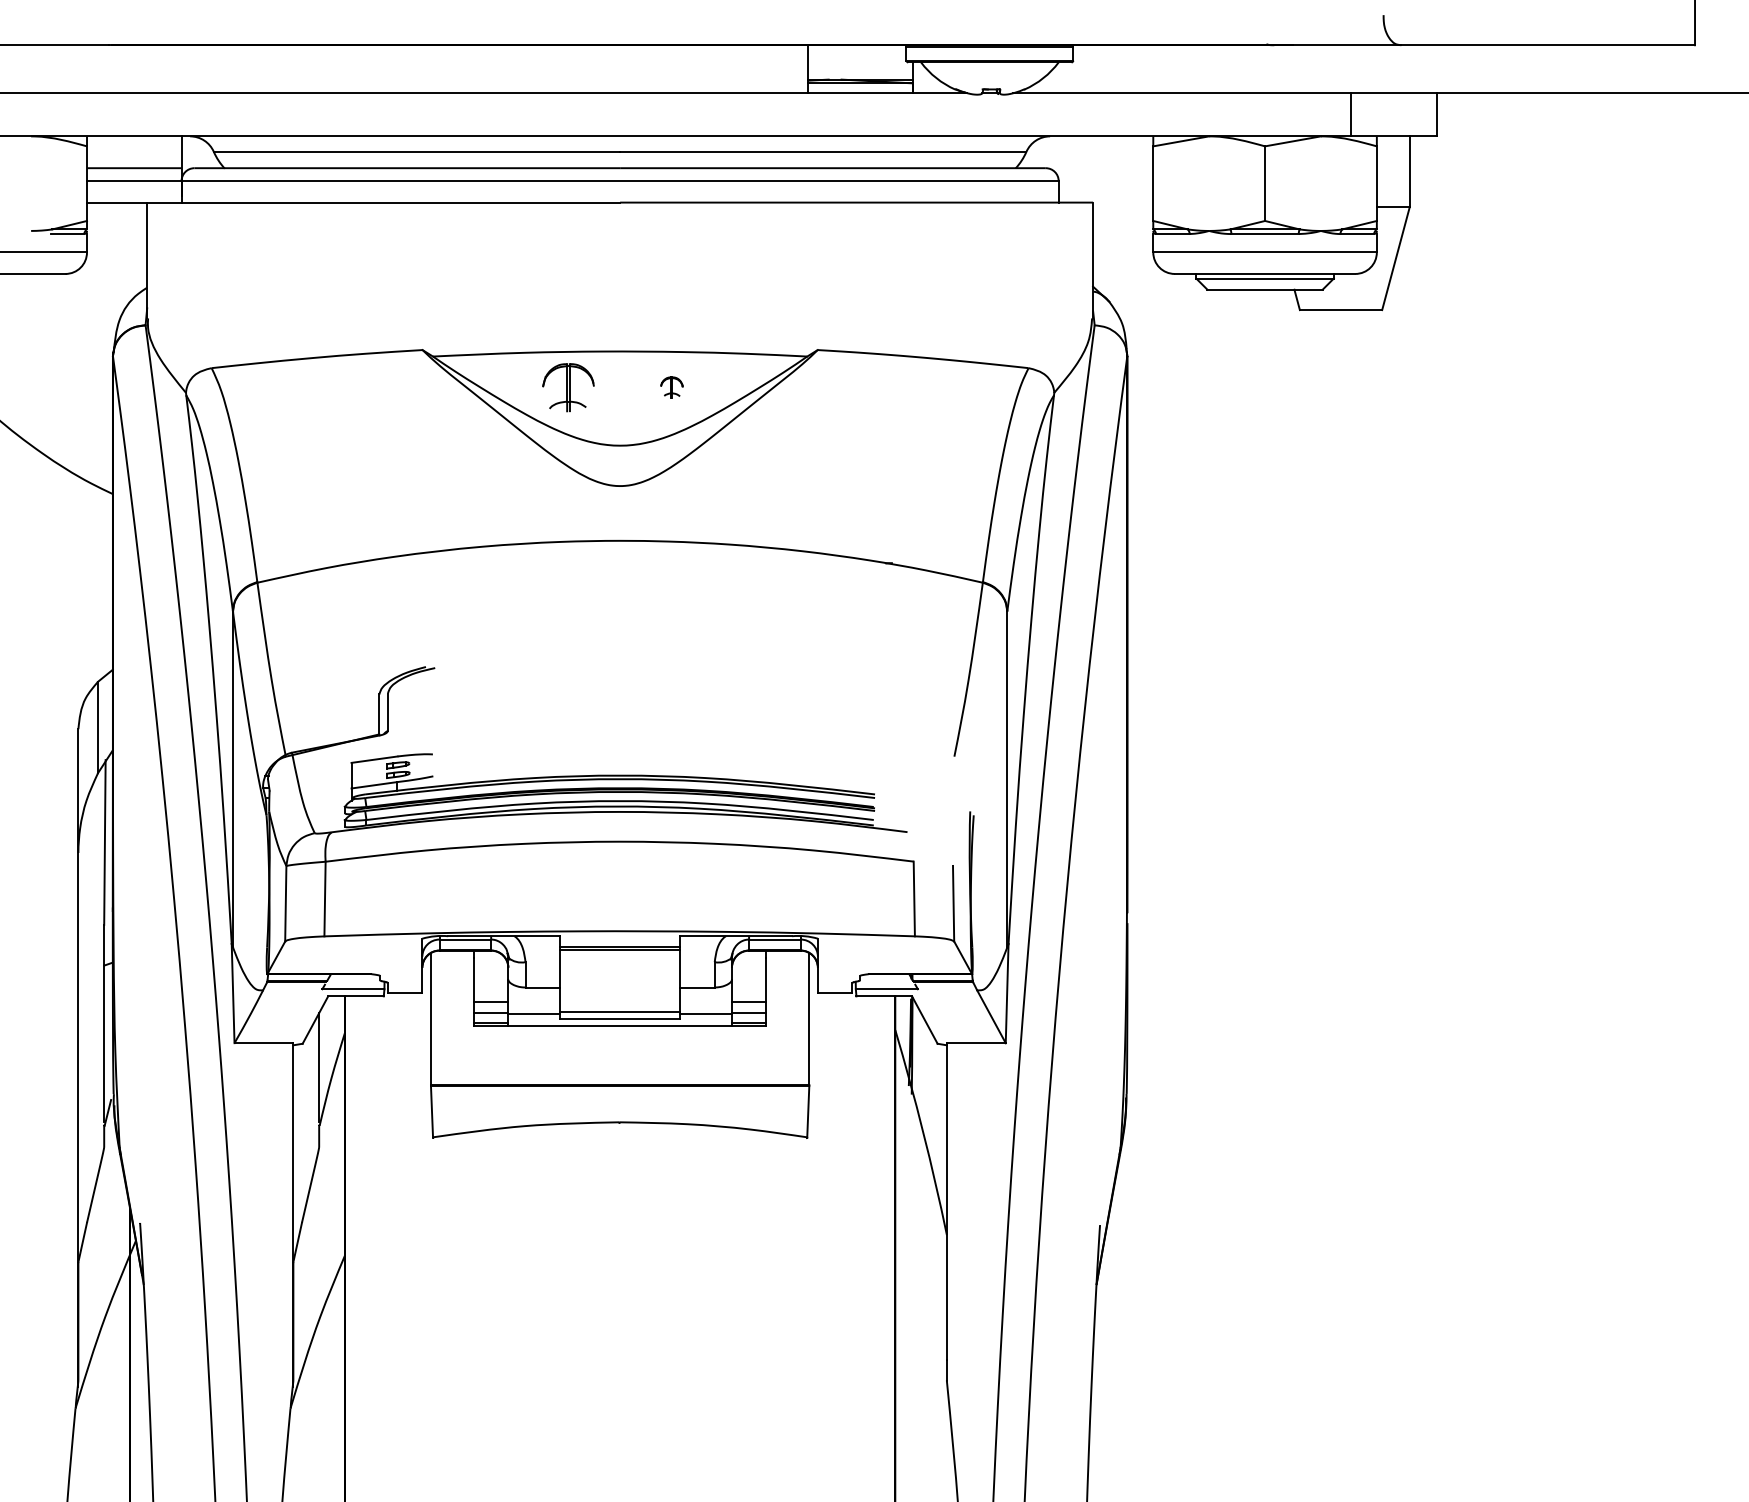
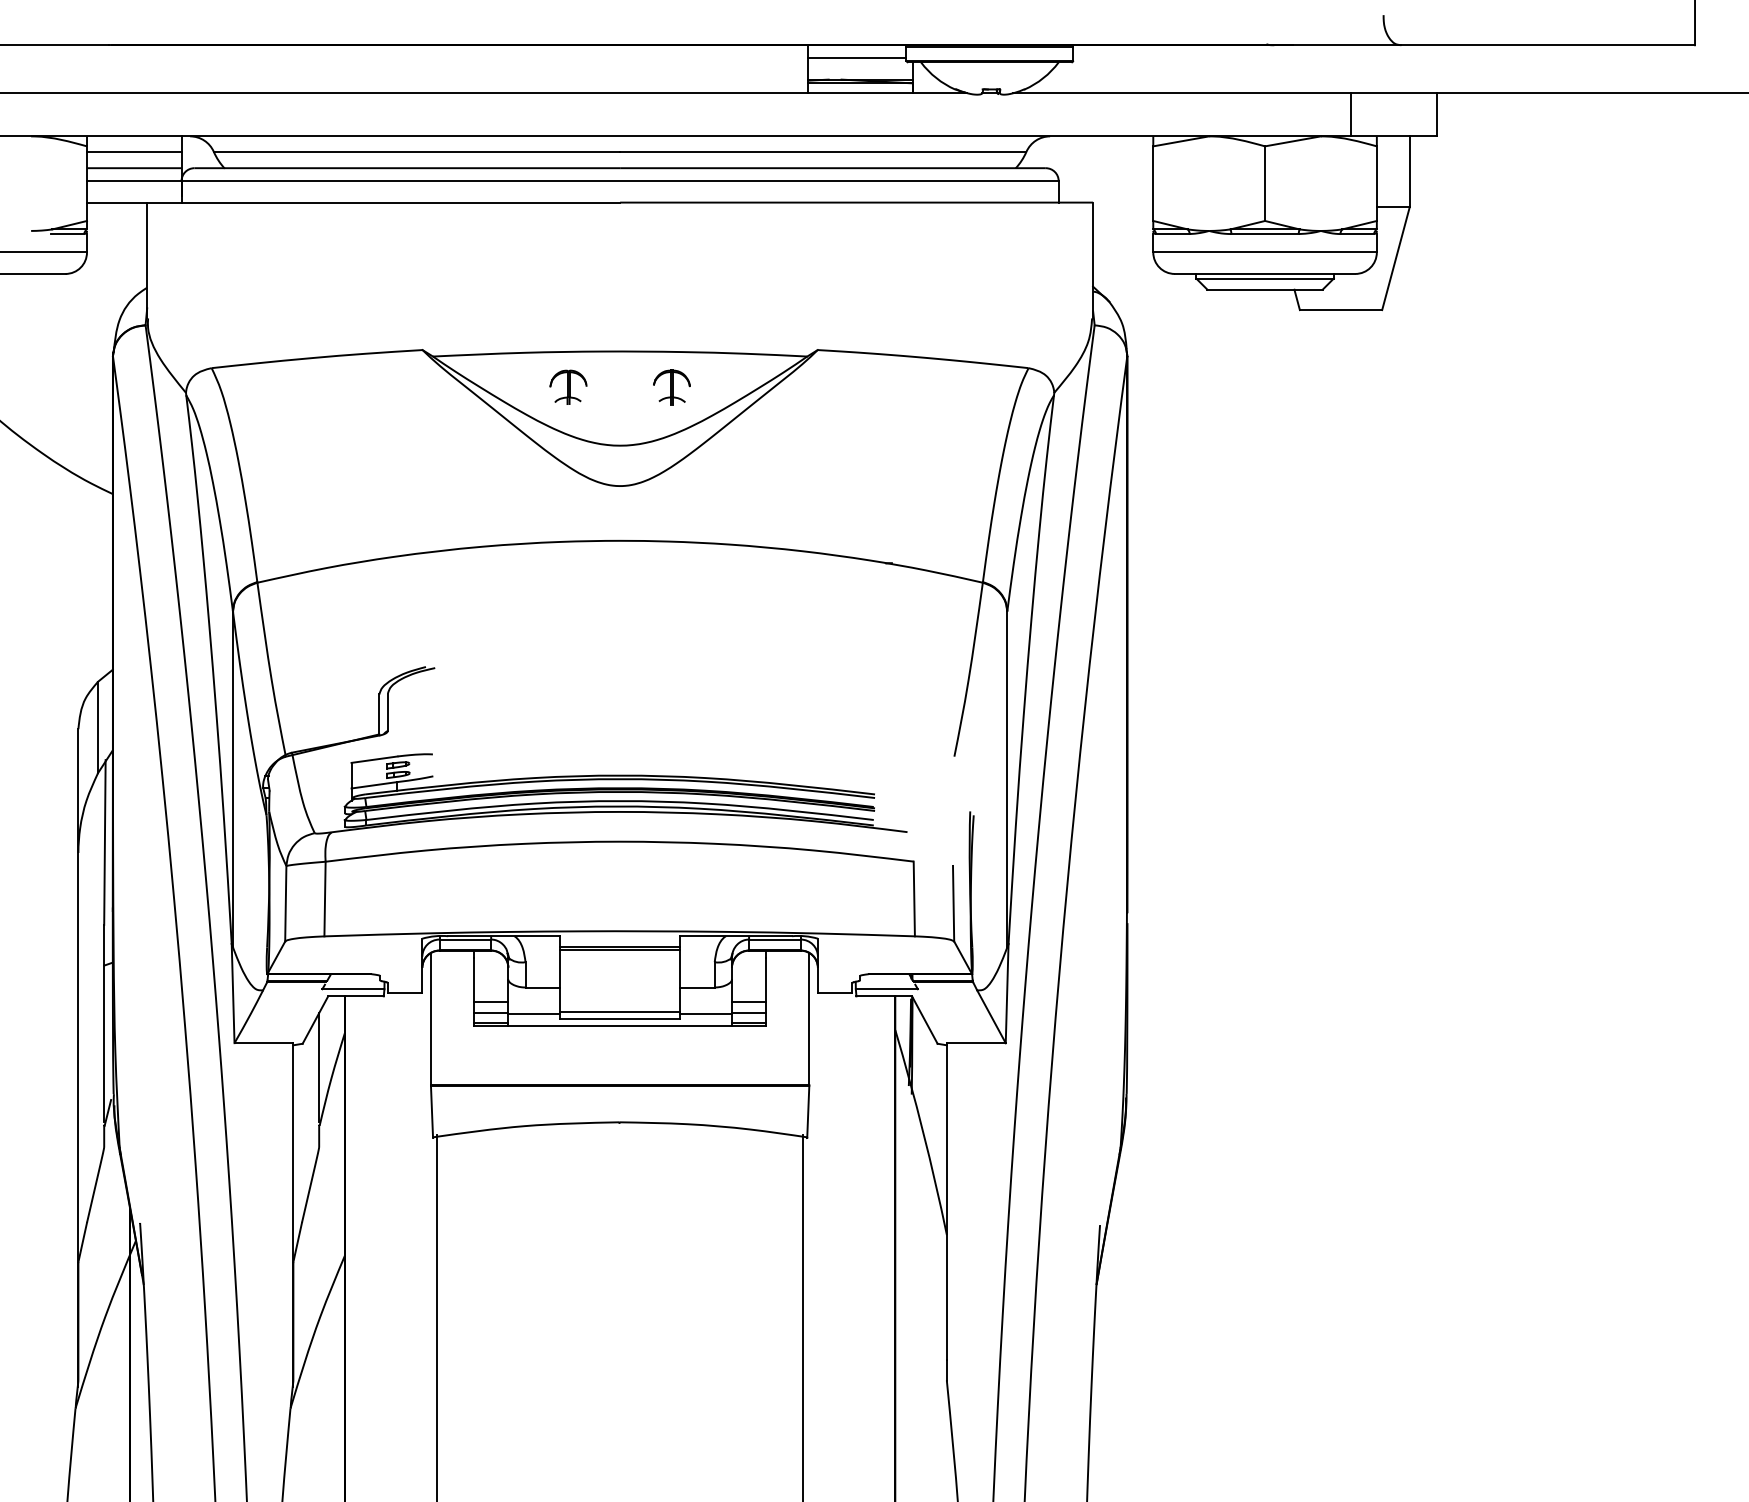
line: none -> present (857, 58)
line: none -> present (134, 151)
part size: 53x50 px -> 39x36 px (568, 386)
part size: 24x23 px -> 38x37 px (671, 387)
line: none -> present (436, 1316)
line: none -> present (803, 1316)
